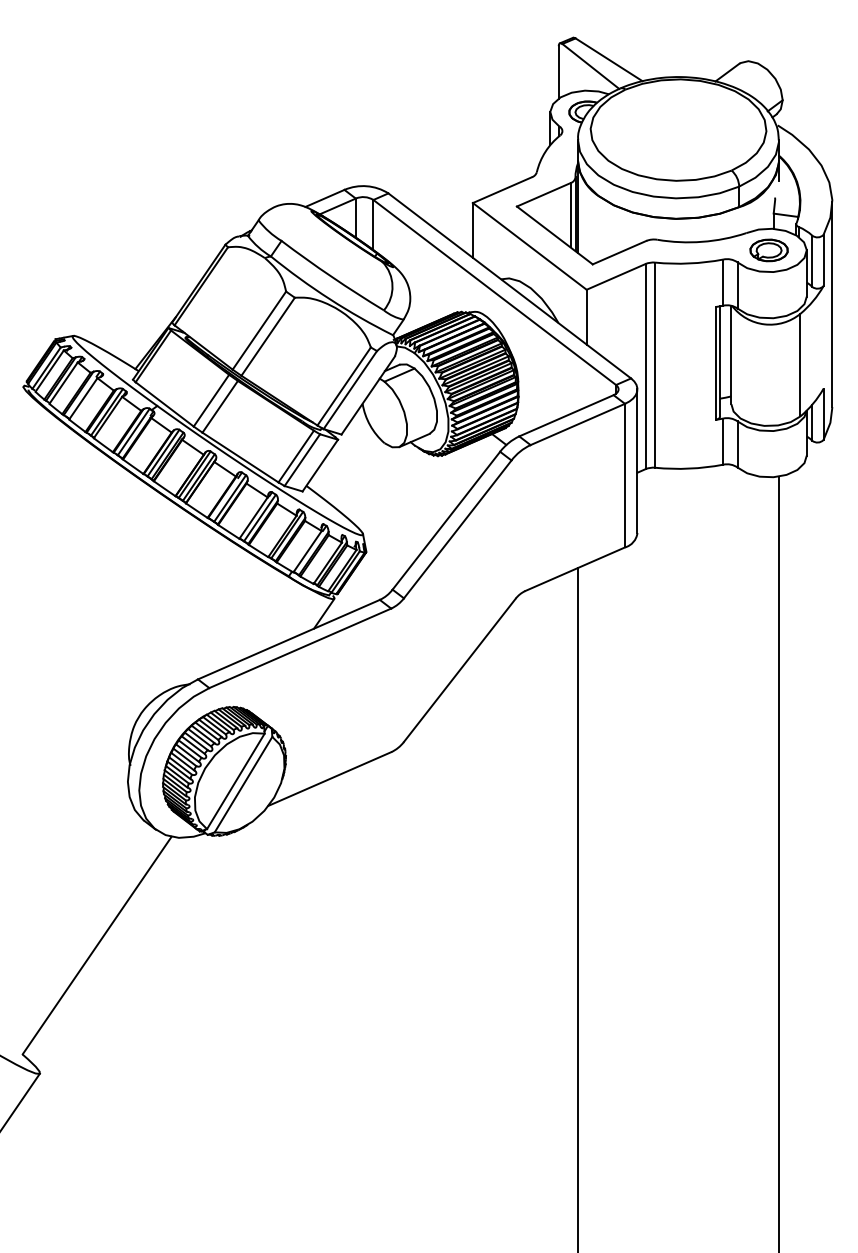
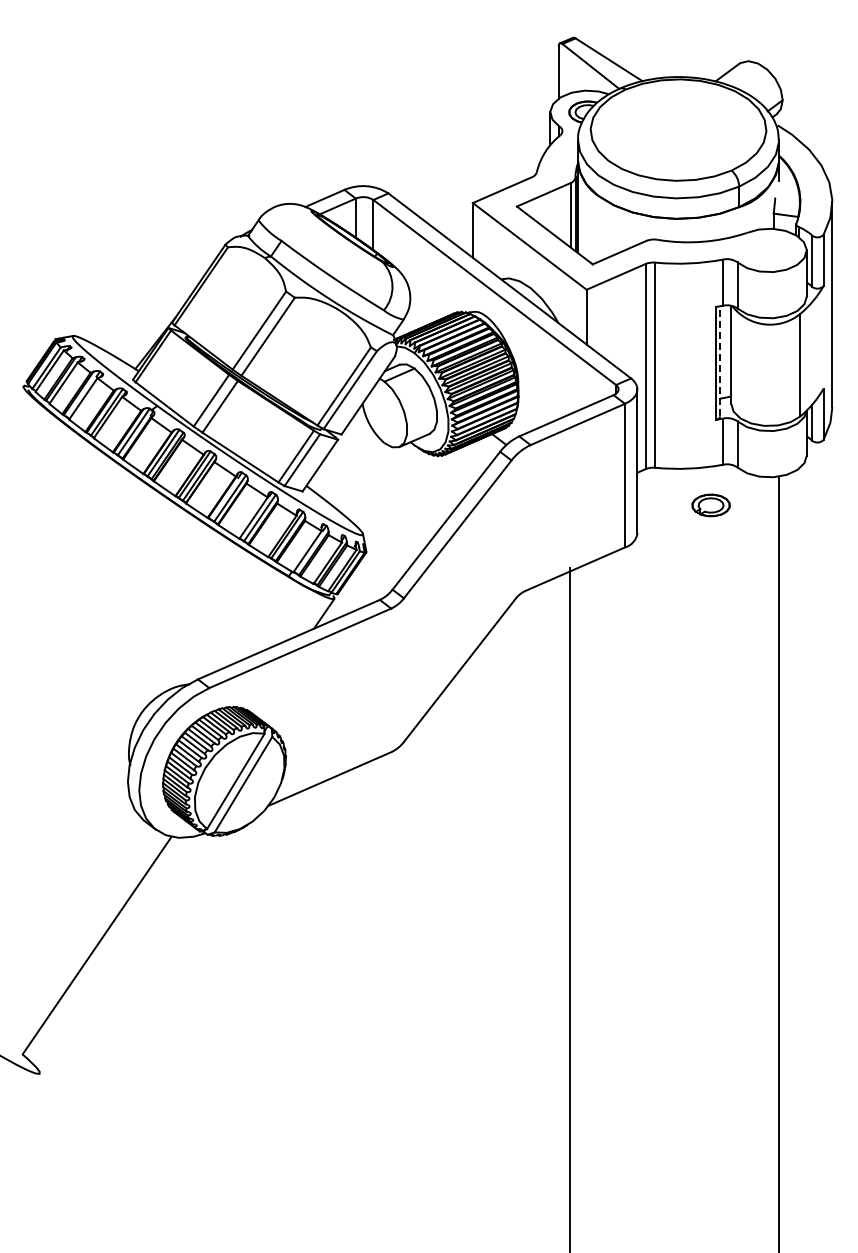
part position: (768, 250) -> (710, 505) (710, 505)
line: solid -> dashed (720, 360)
line position: (578, 908) -> (570, 908) (570, 908)
line: present -> none (20, 1101)
